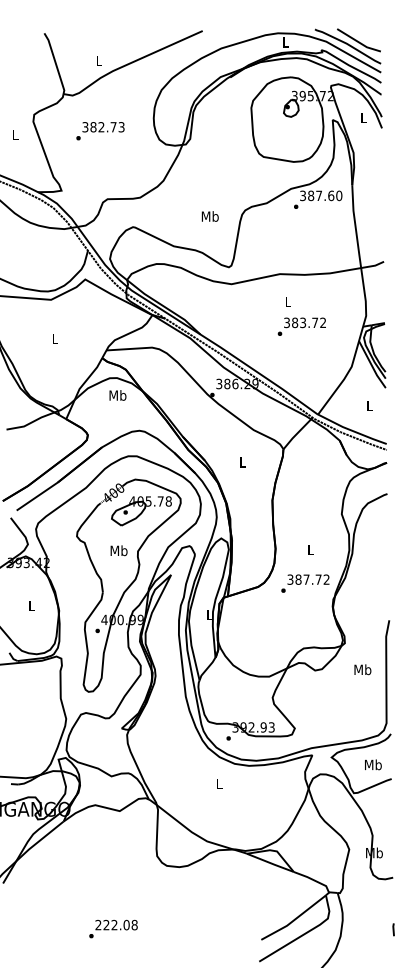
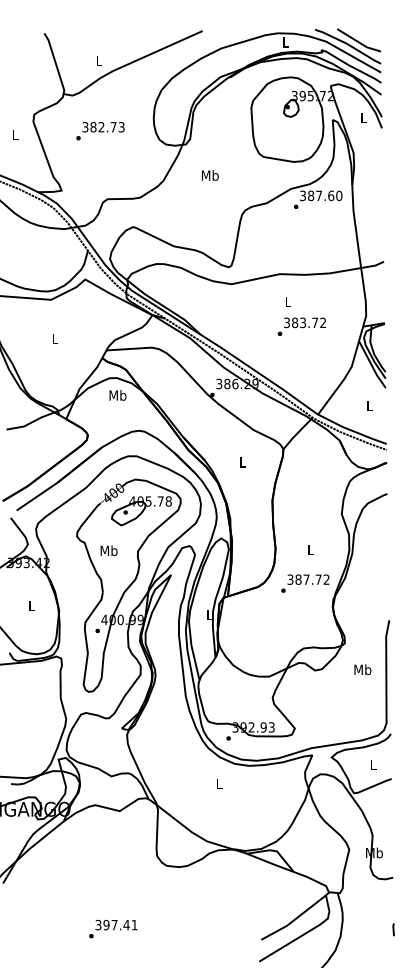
text position: (209, 216) -> (209, 175) (209, 175)
text position: (118, 550) -> (108, 550) (108, 550)
text: Mb -> L (373, 764)
text: 222.08 -> 397.41 (116, 924)
